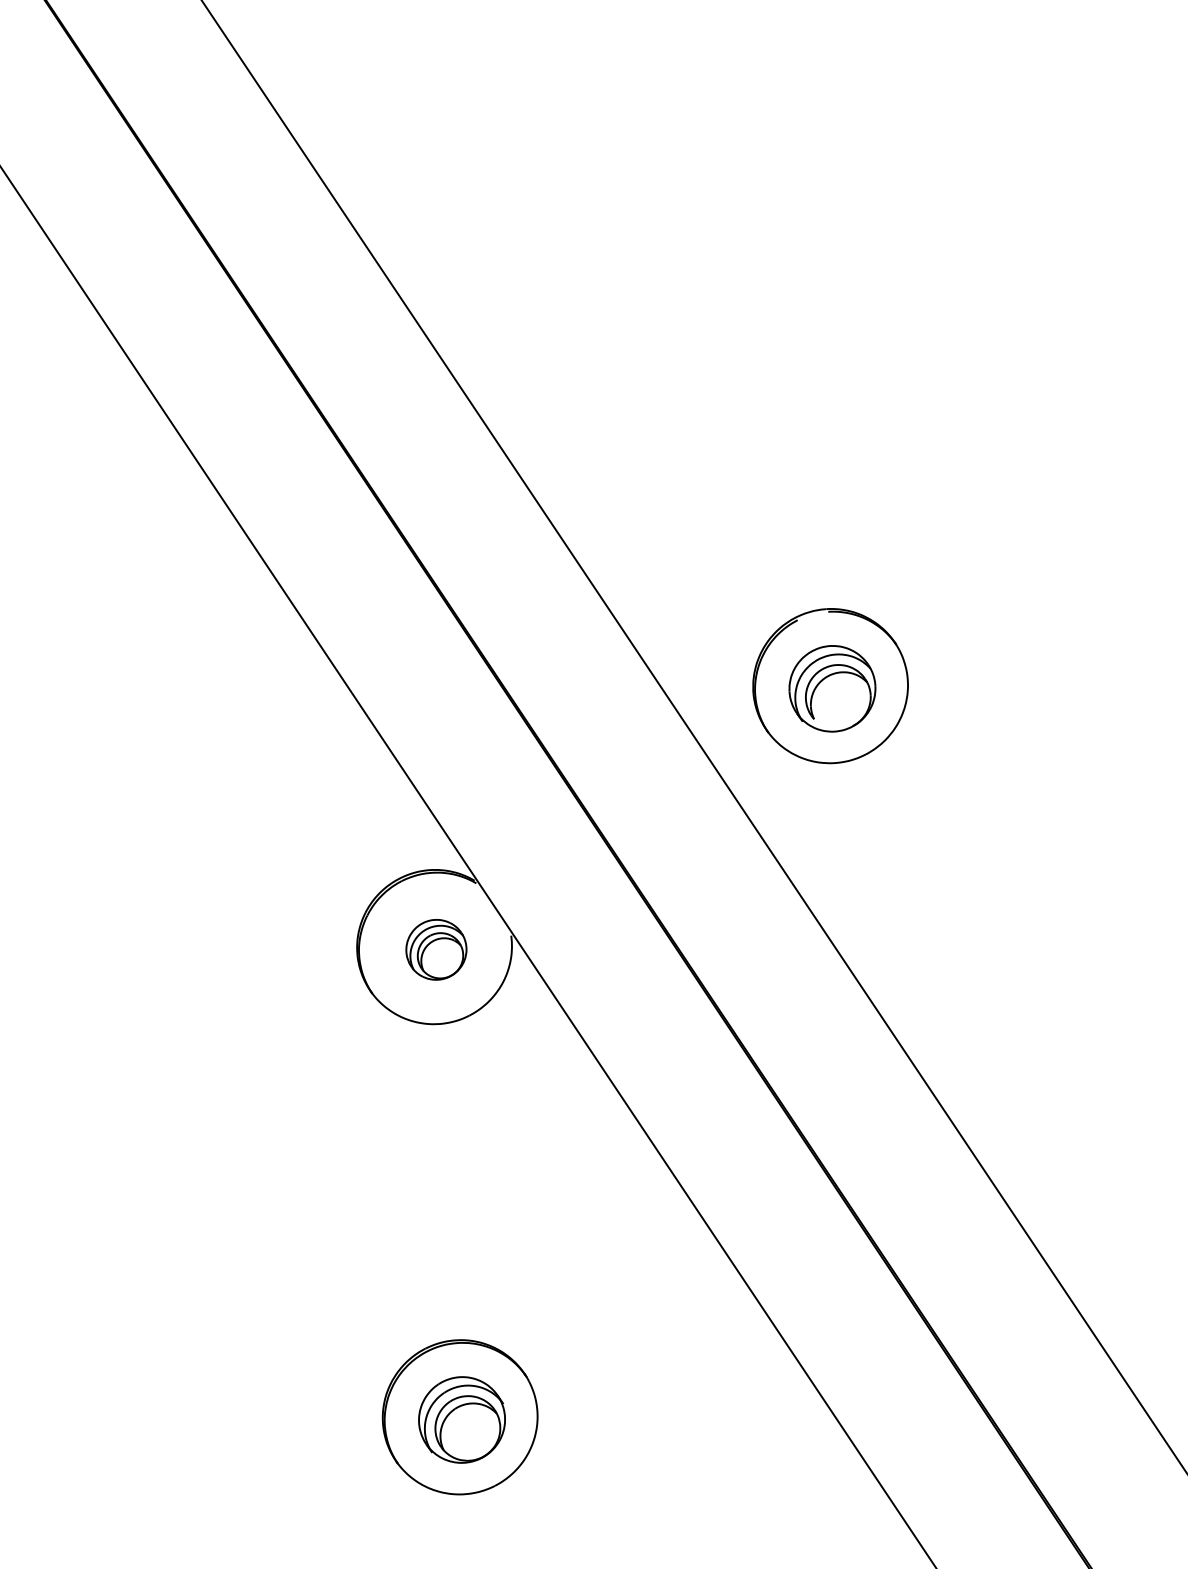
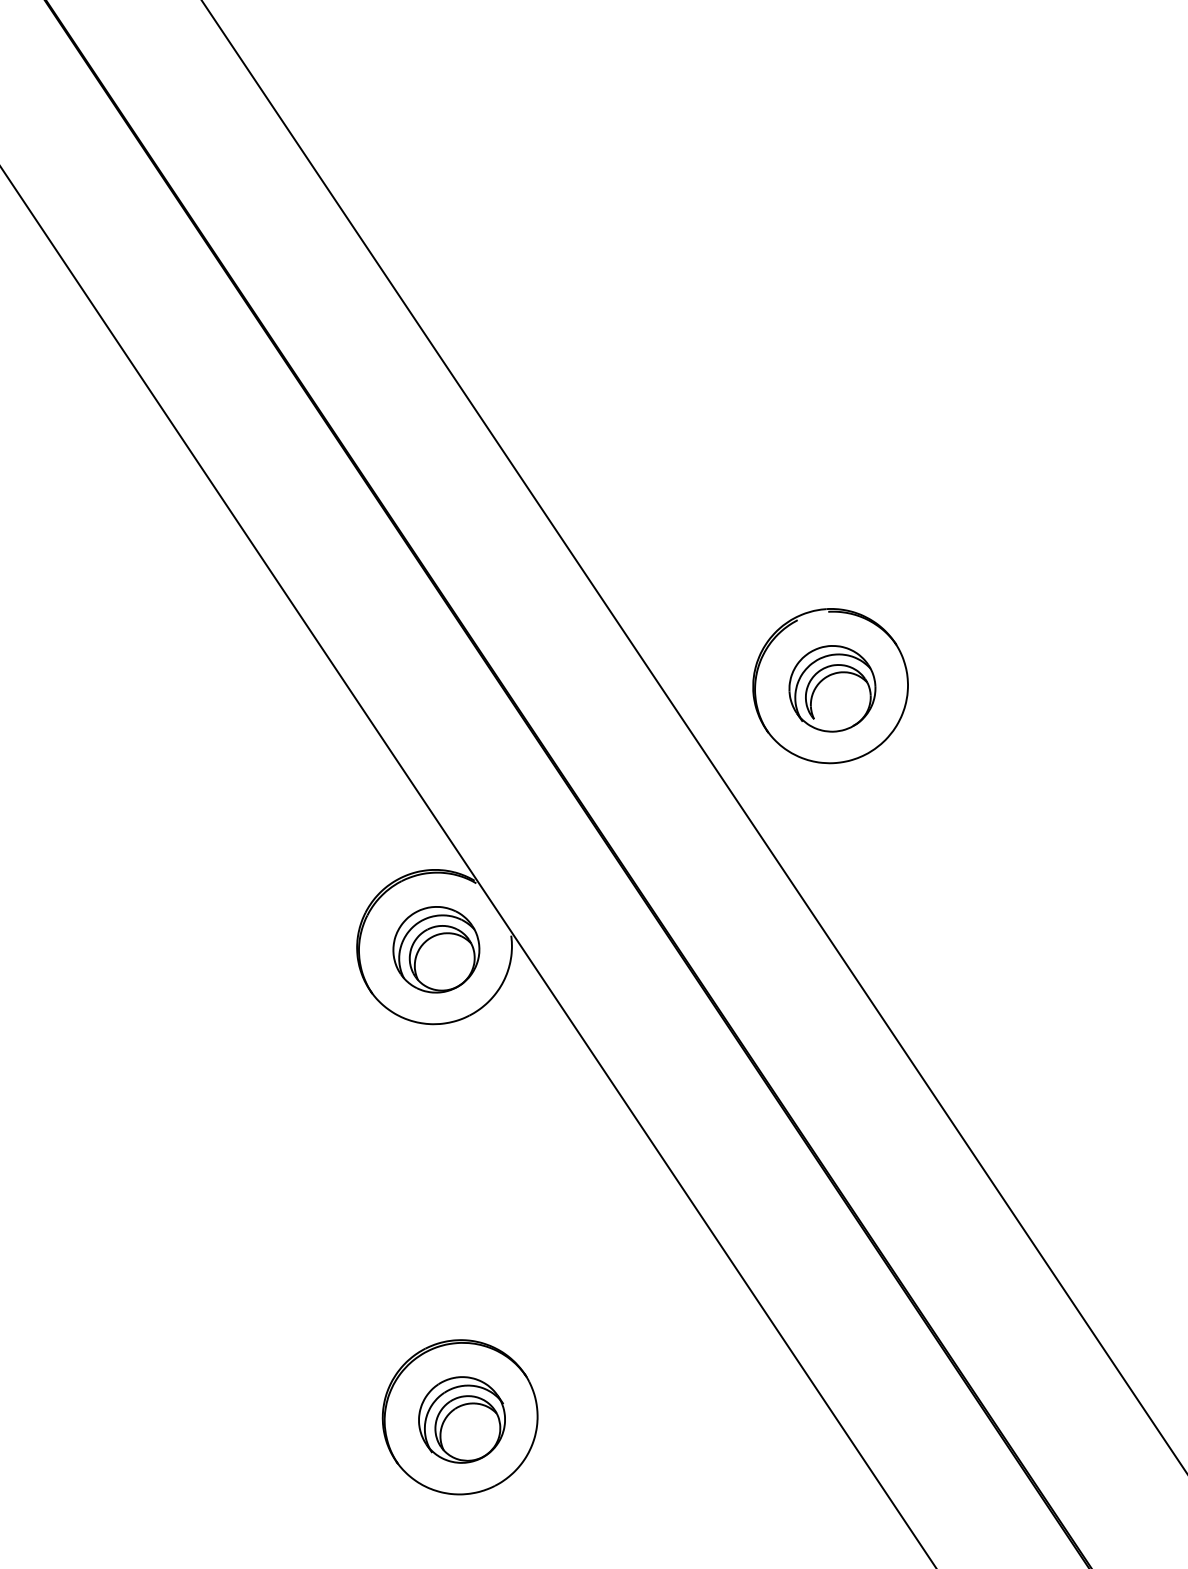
part size: 63x62 px -> 89x88 px (436, 949)
